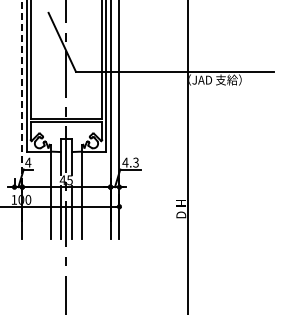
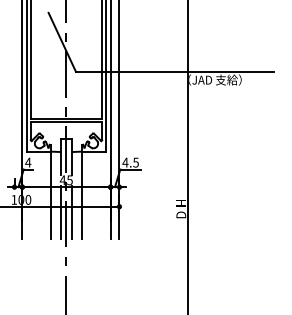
line: dashed -> solid (22, 97)
text: 4.3 -> 4.5 (135, 161)
